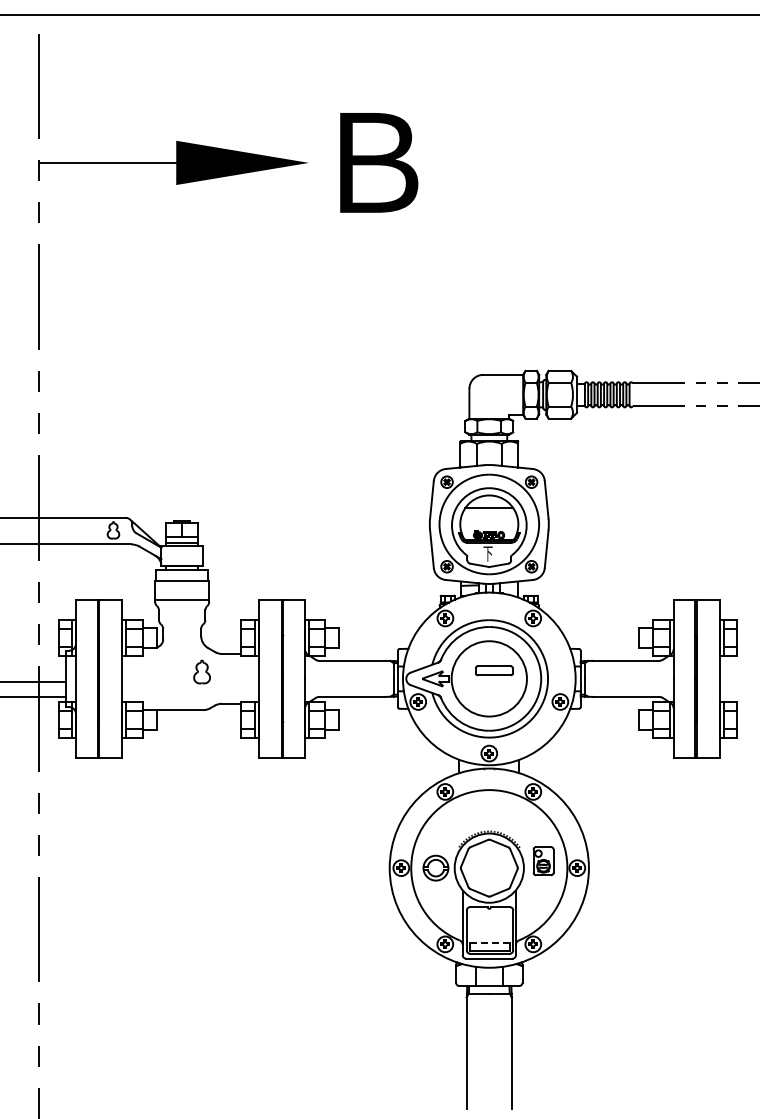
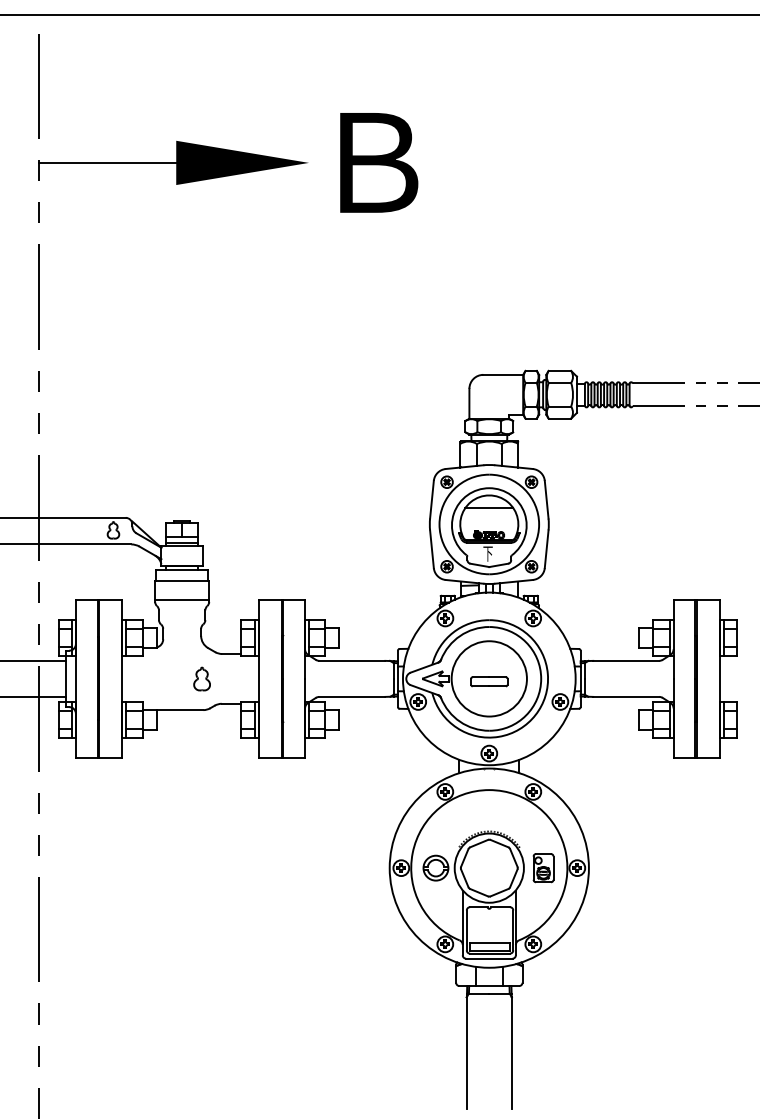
part position: (494, 670) -> (489, 681) (489, 681)
part position: (201, 671) -> (201, 678) (201, 678)
line position: (33, 681) -> (33, 660) (33, 660)
part position: (543, 861) -> (543, 868) (543, 868)
line: dashed -> solid (490, 942)
